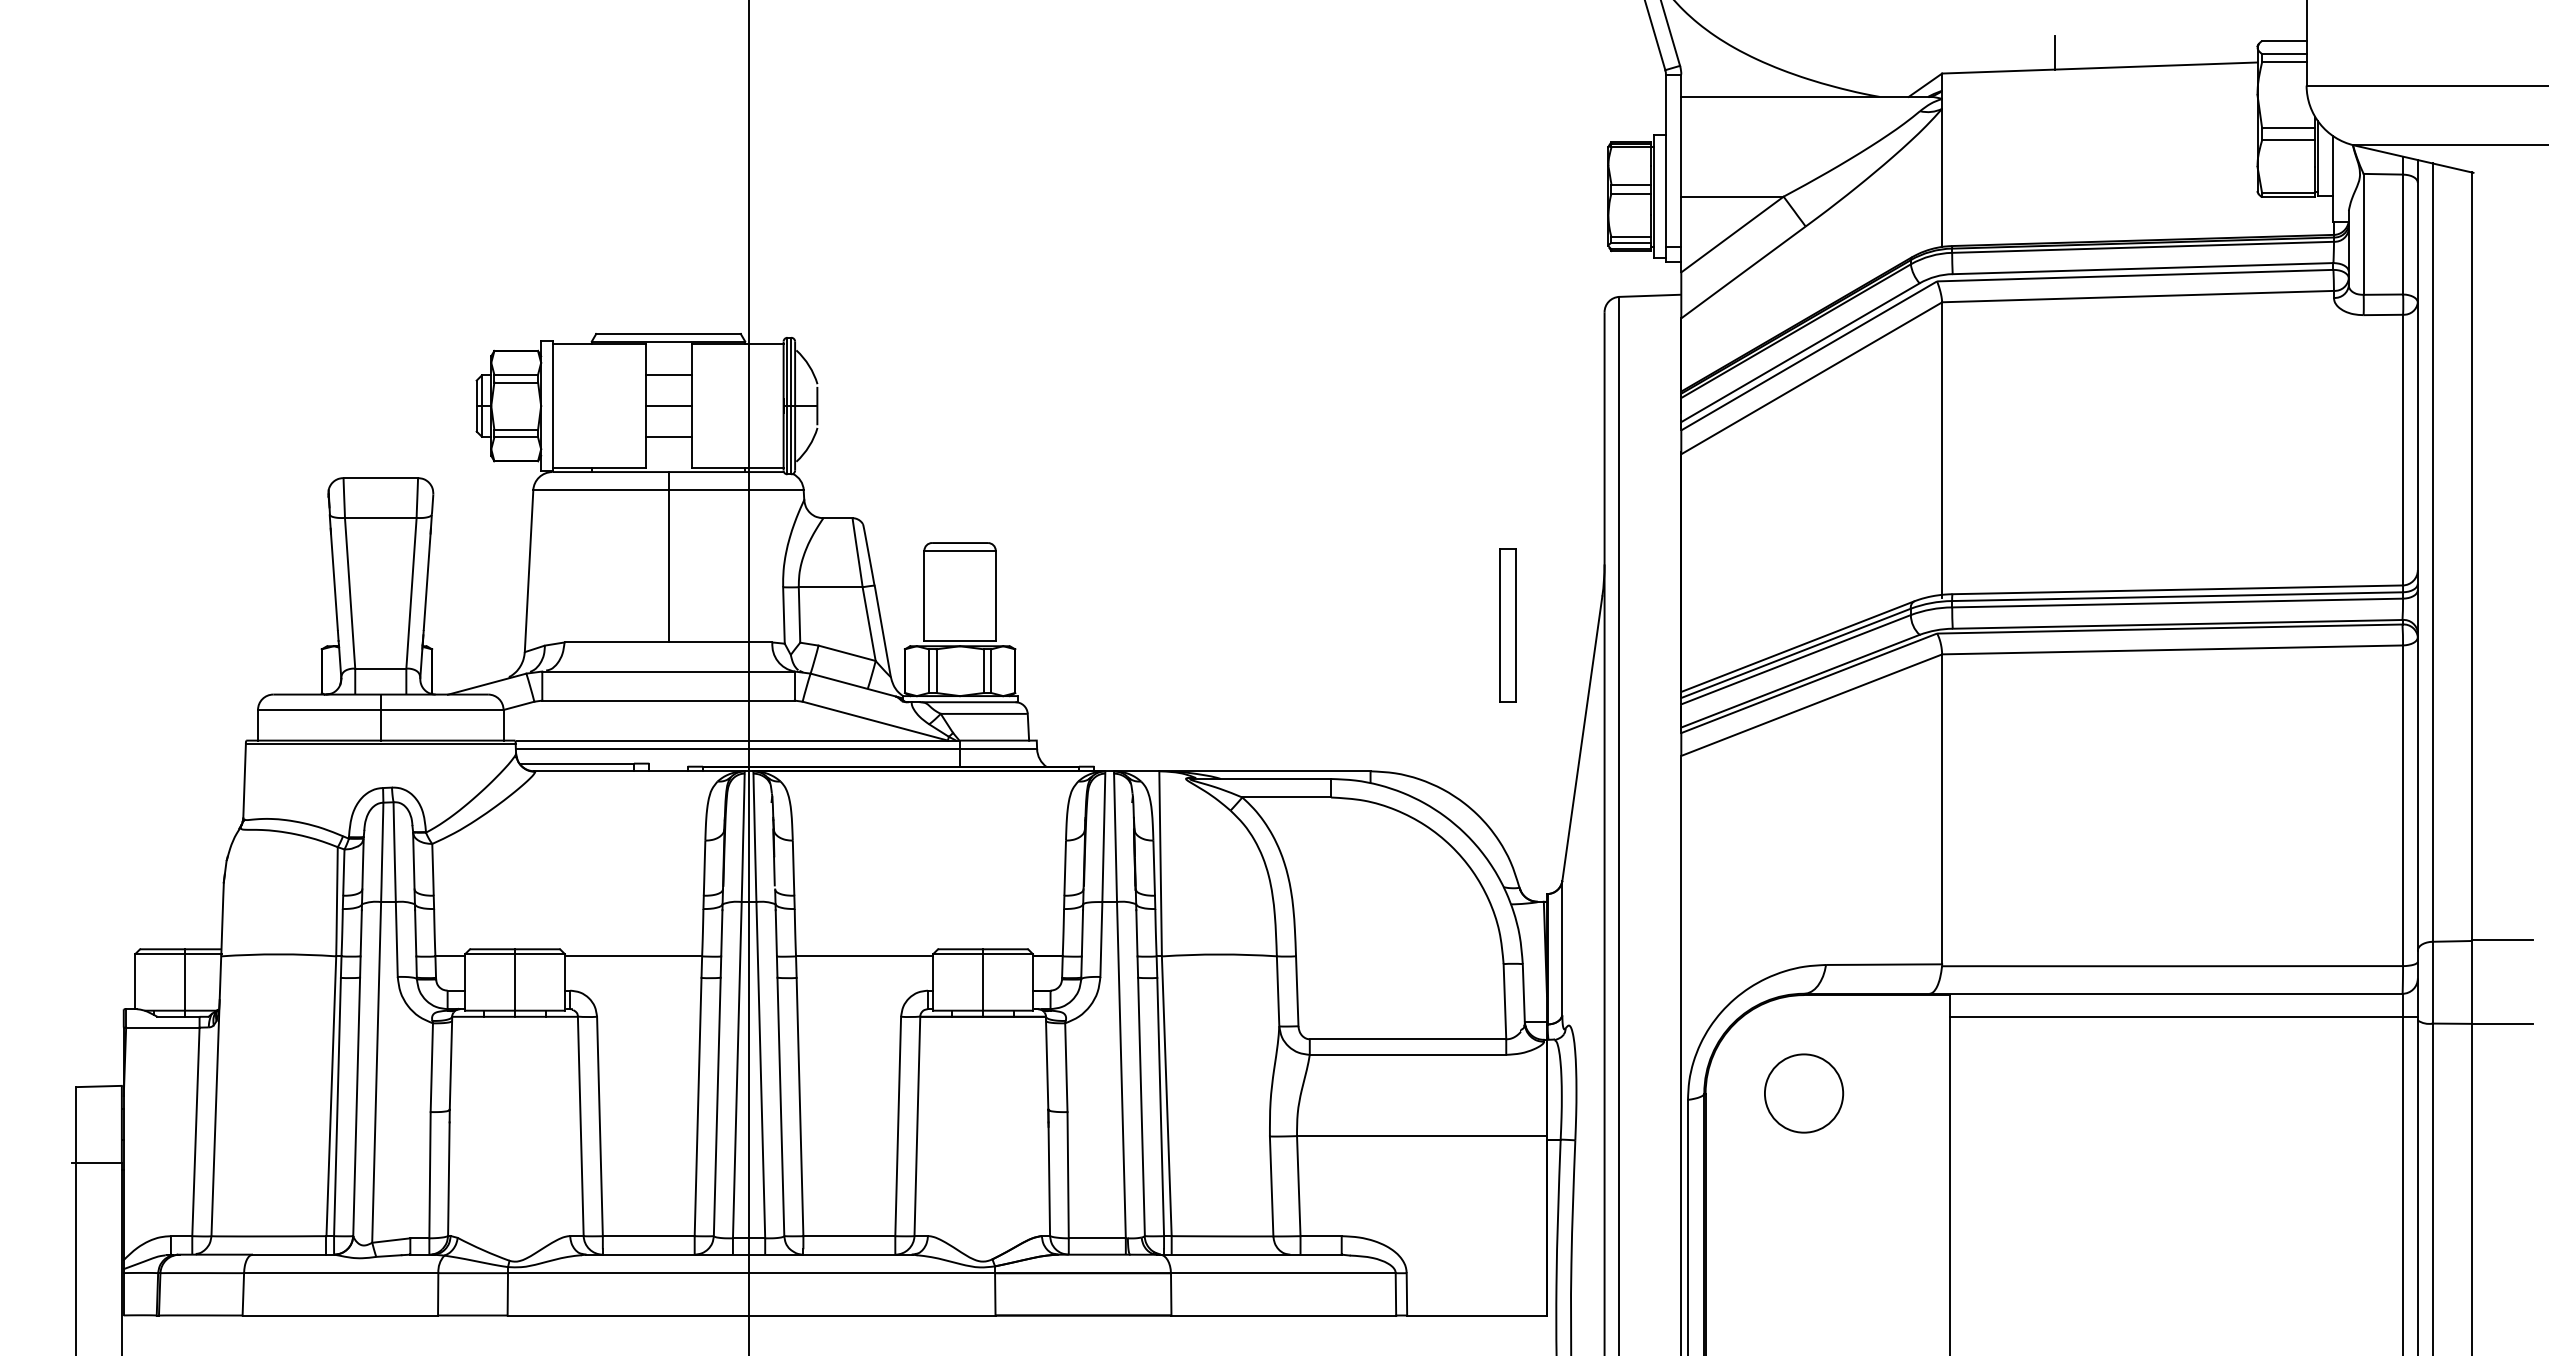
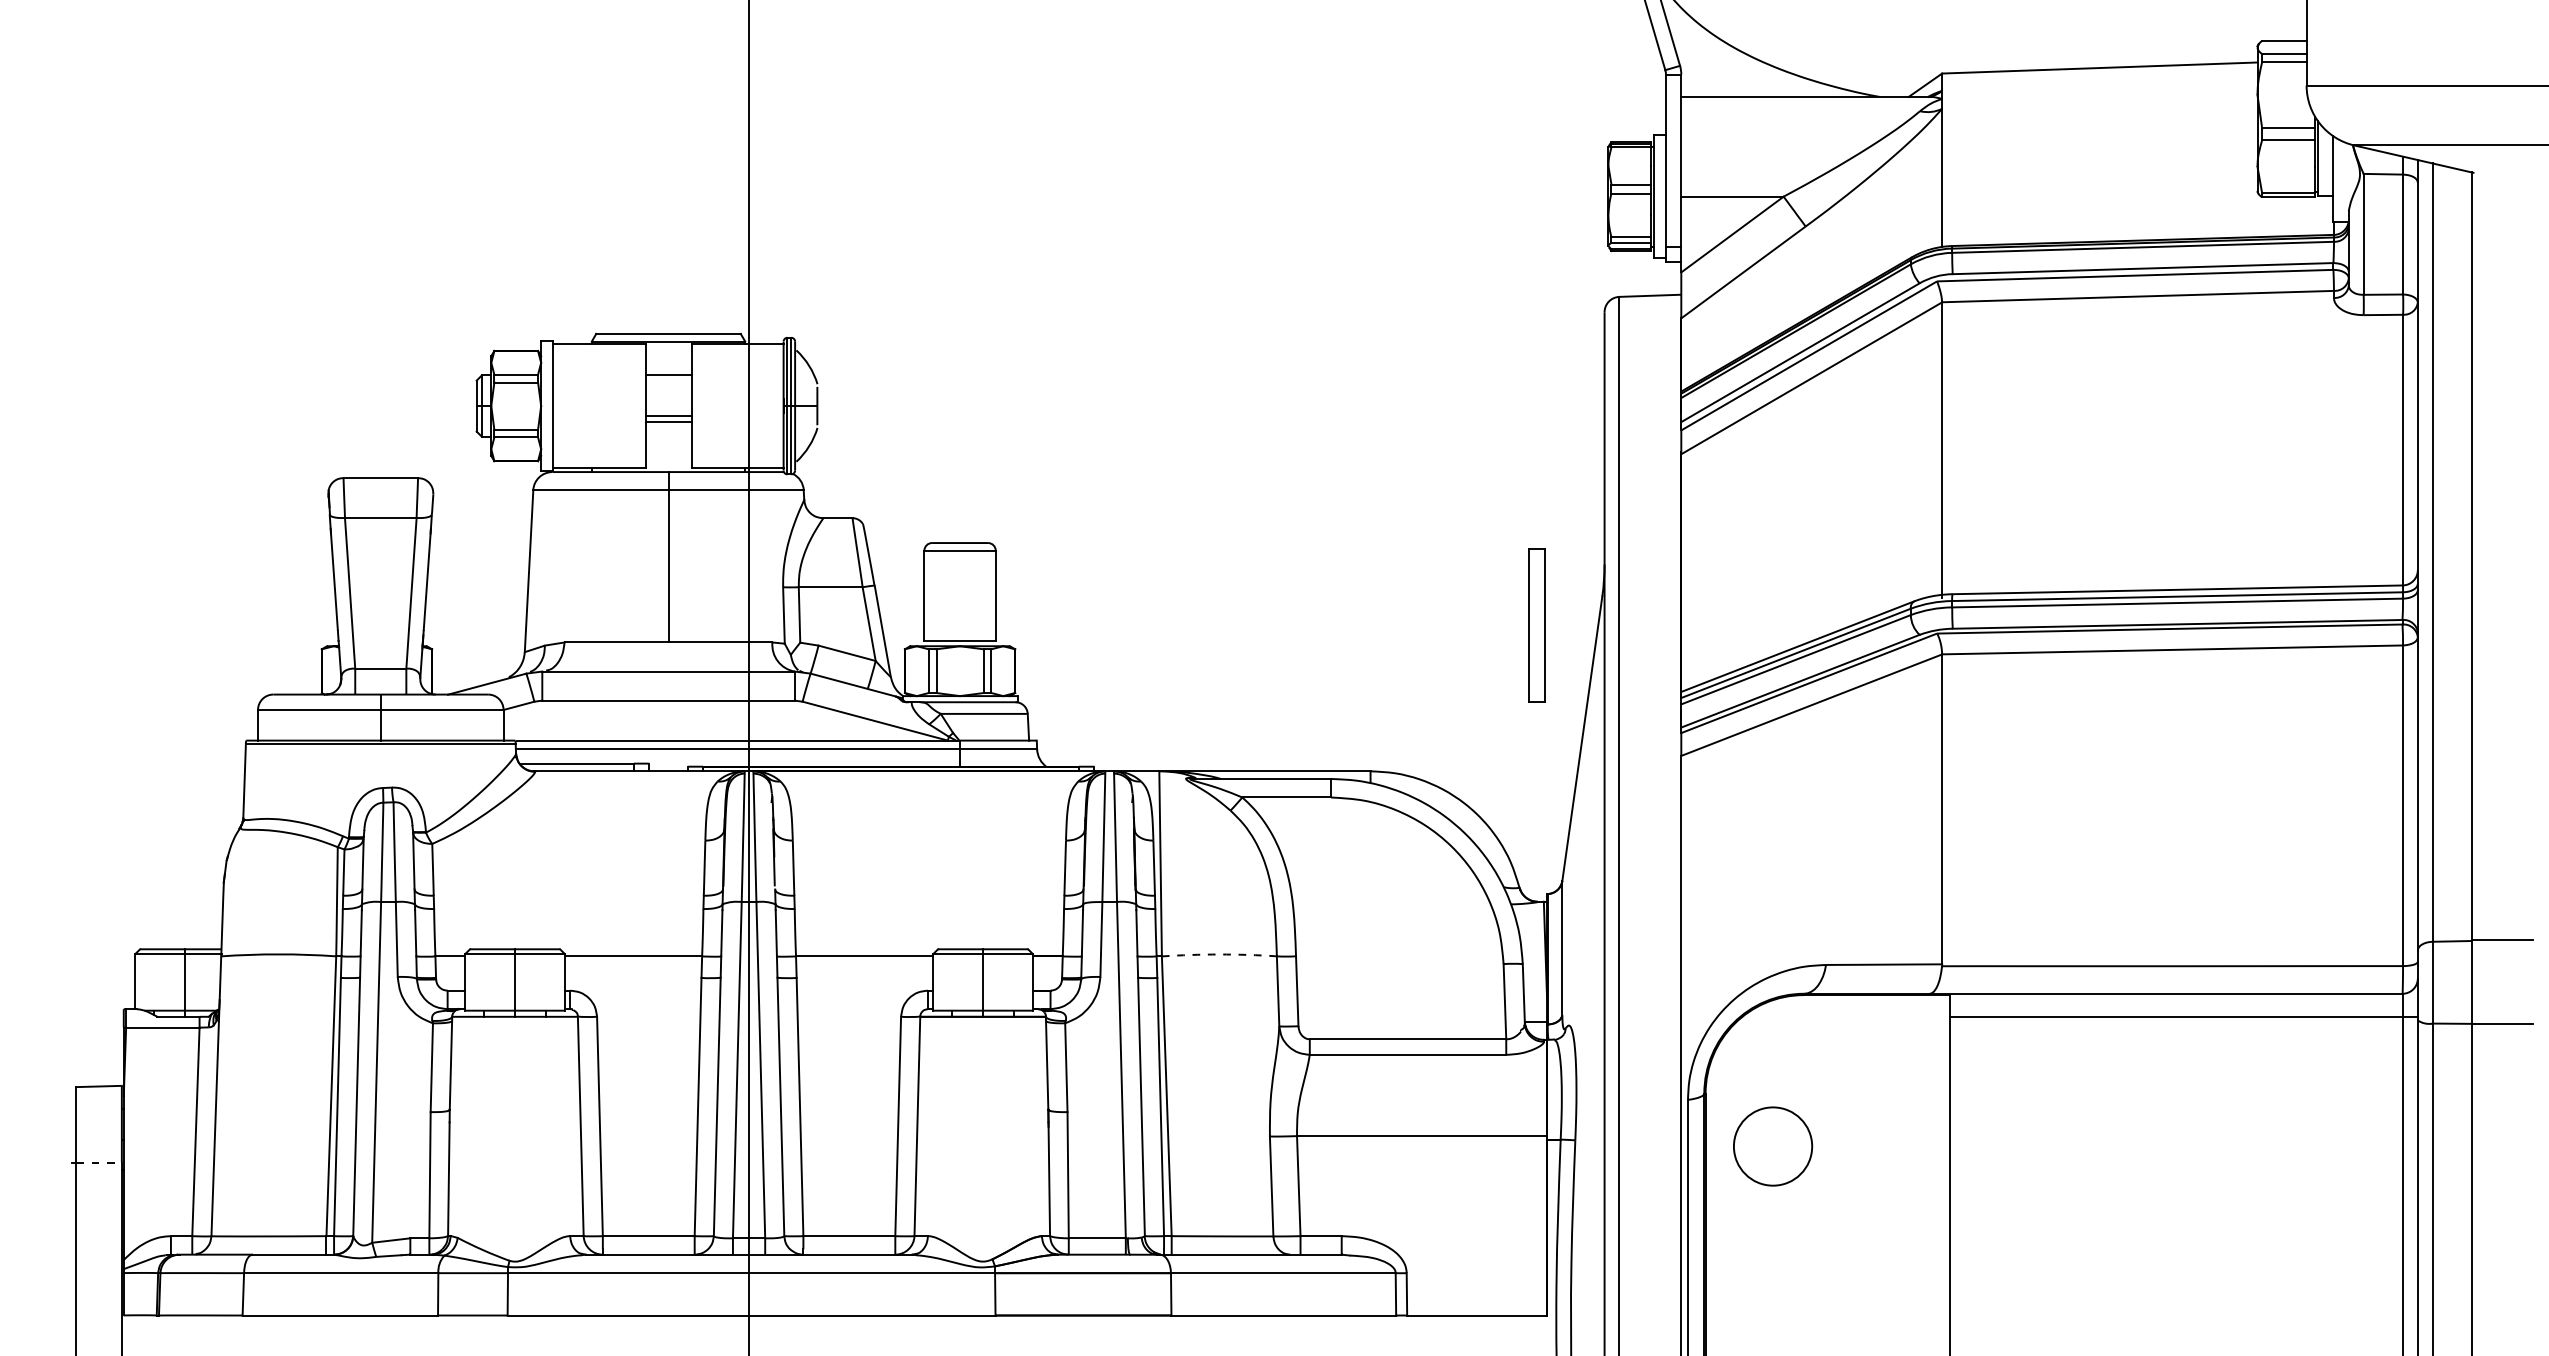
line: present -> none (2054, 52)
line position: (668, 406) -> (668, 422) (668, 422)
line position: (668, 436) -> (668, 415) (668, 415)
part position: (1507, 625) -> (1536, 625) (1536, 625)
arc: solid -> dashed (1219, 954)
circle position: (1804, 1093) -> (1773, 1146) (1773, 1146)
line: solid -> dashed (99, 1162)
